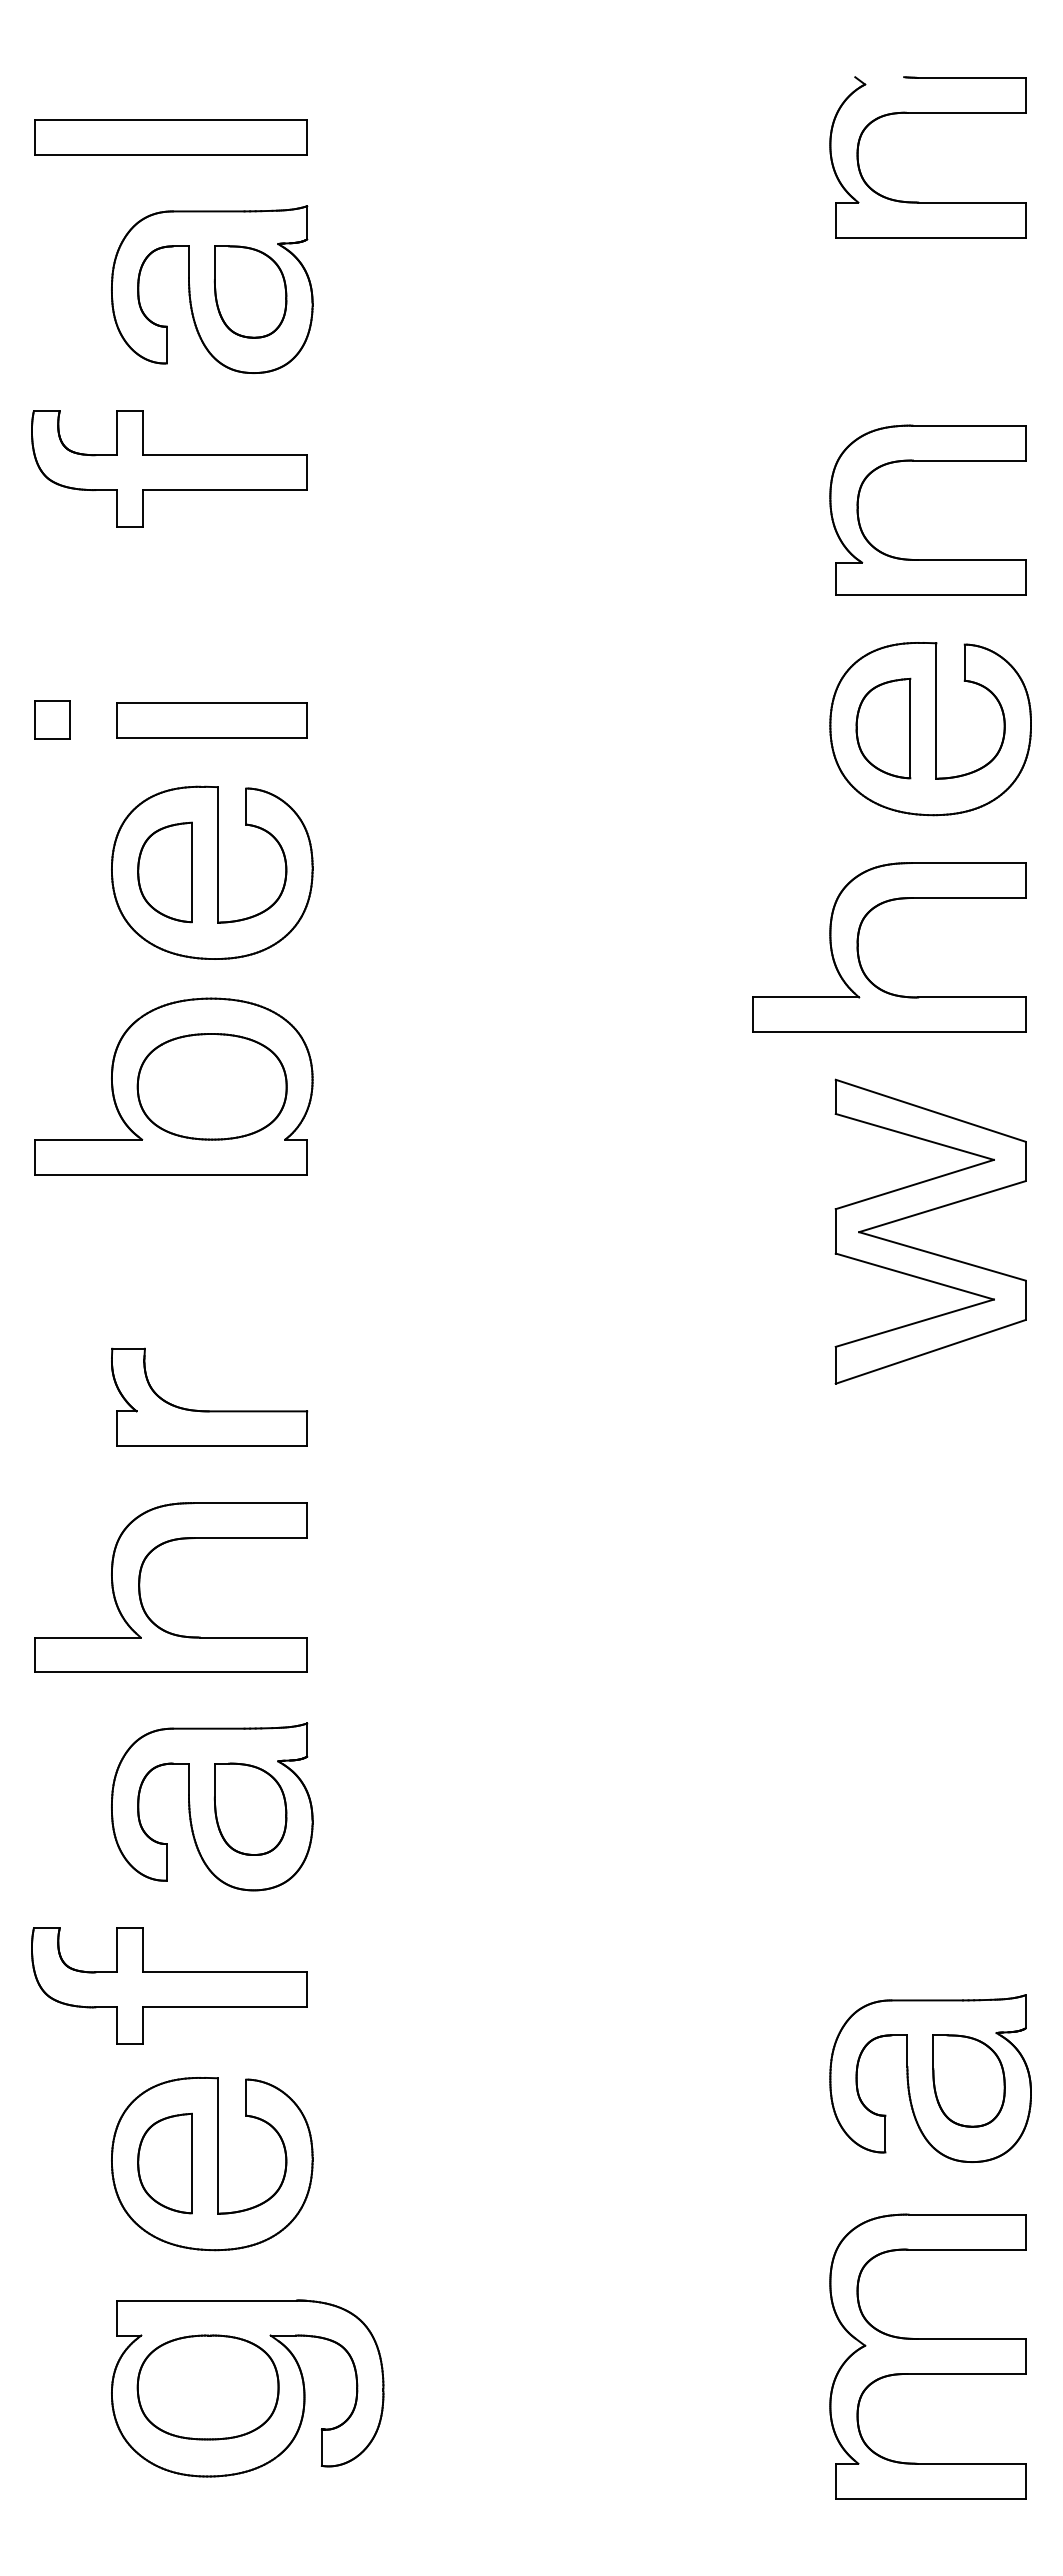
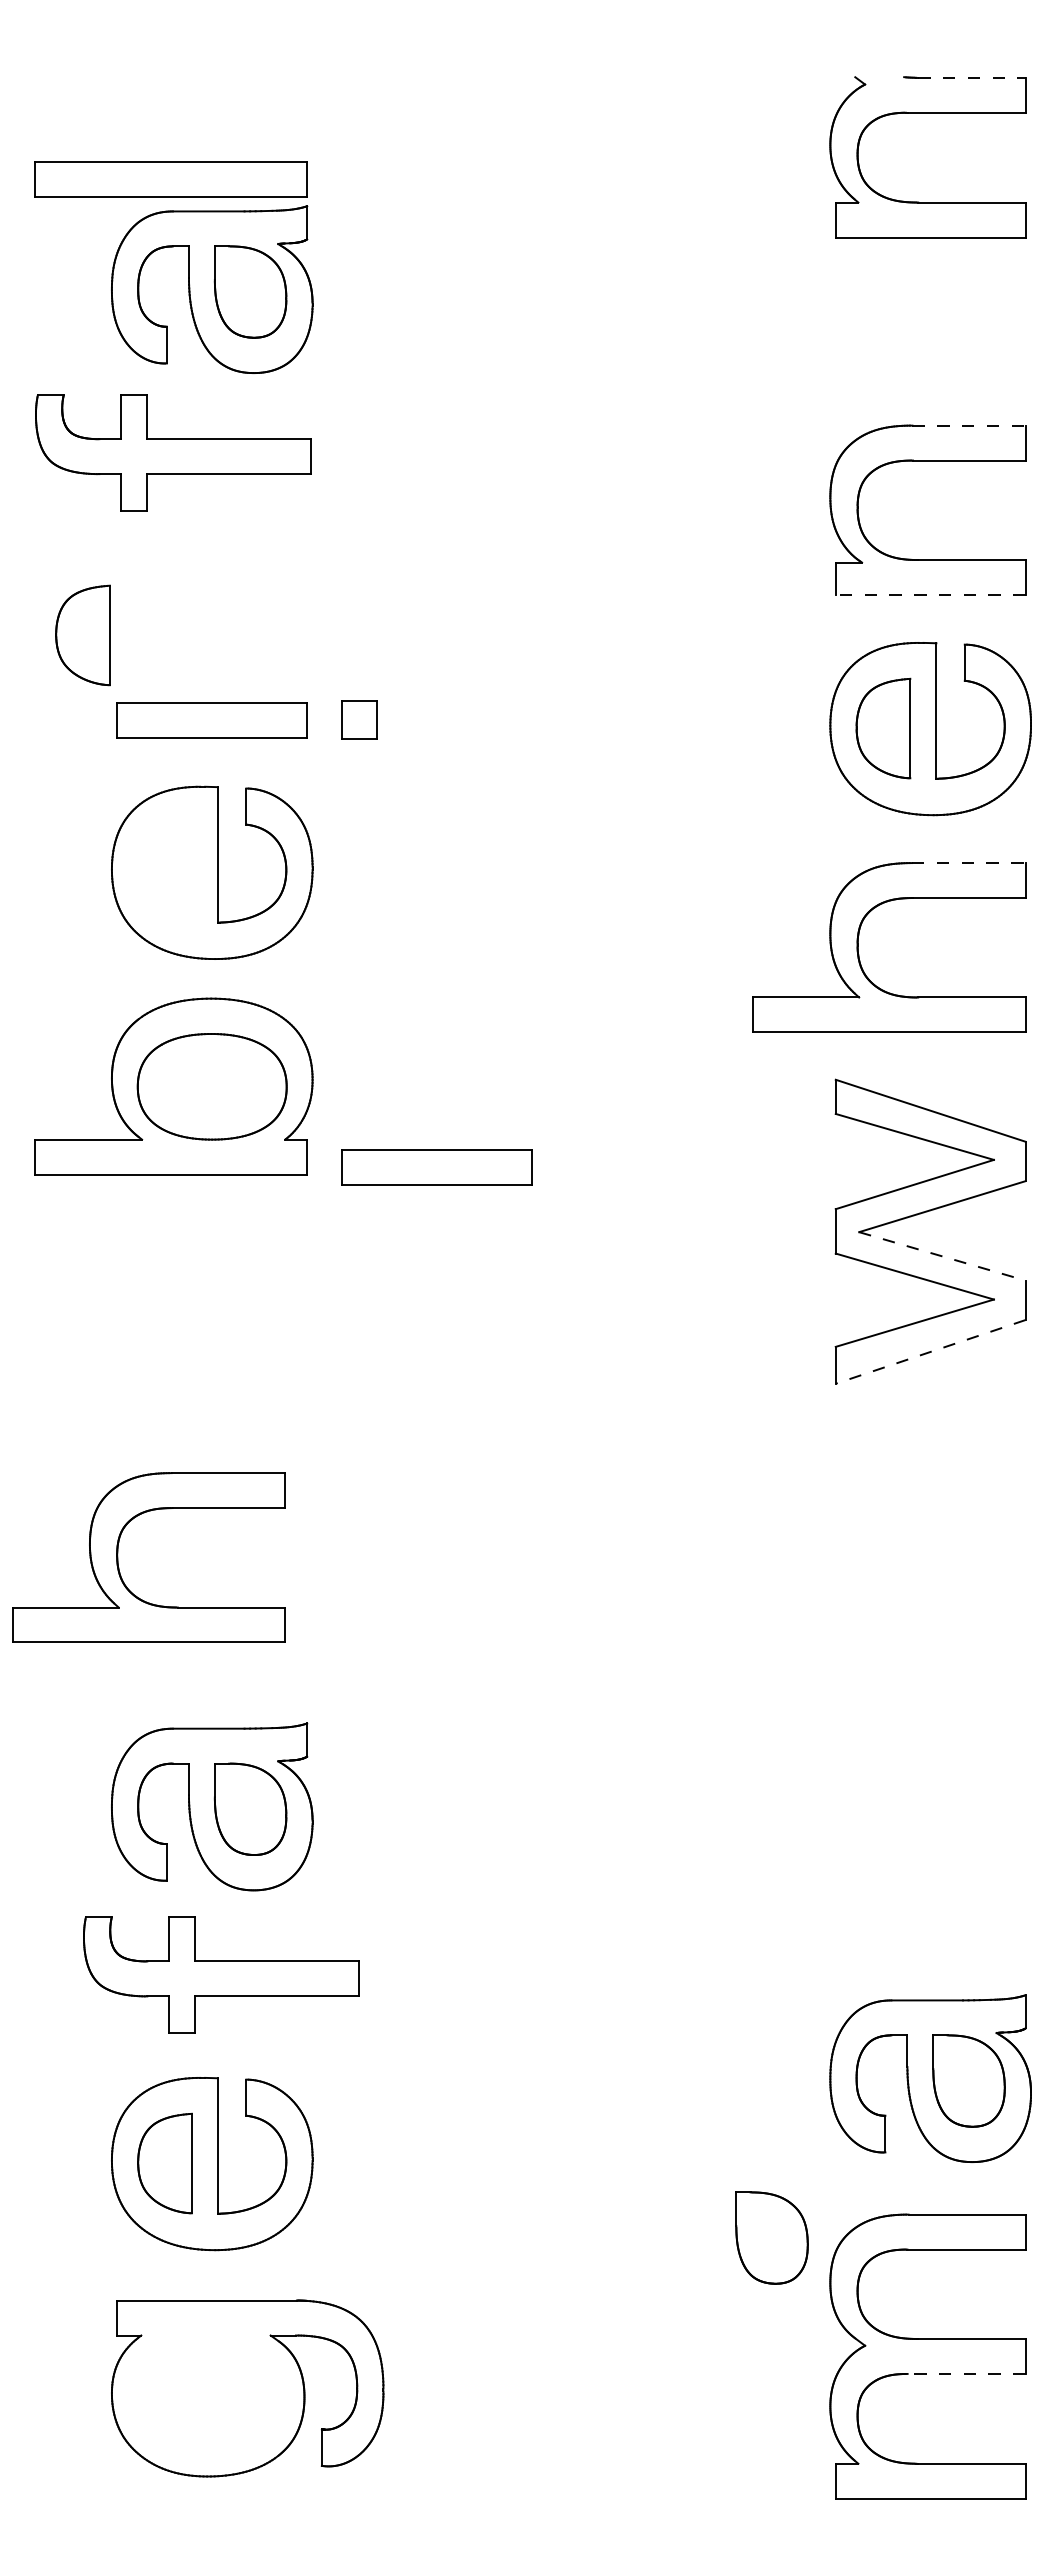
line: solid -> dashed (971, 77)
part position: (170, 137) -> (170, 179) (170, 179)
line: solid -> dashed (969, 425)
part position: (169, 468) -> (173, 452) (173, 452)
line: solid -> dashed (930, 595)
part position: (52, 719) -> (359, 719) (359, 719)
line: solid -> dashed (968, 863)
part position: (164, 872) -> (82, 635) (82, 635)
part: none -> present (436, 1167)
line: solid -> dashed (942, 1256)
line: solid -> dashed (930, 1352)
part: present -> none (209, 1410)
part position: (140, 1587) -> (118, 1557) (118, 1557)
part position: (169, 1985) -> (221, 1974) (221, 1974)
part: none -> present (771, 2237)
line: solid -> dashed (966, 2373)
part: present -> none (207, 2387)
